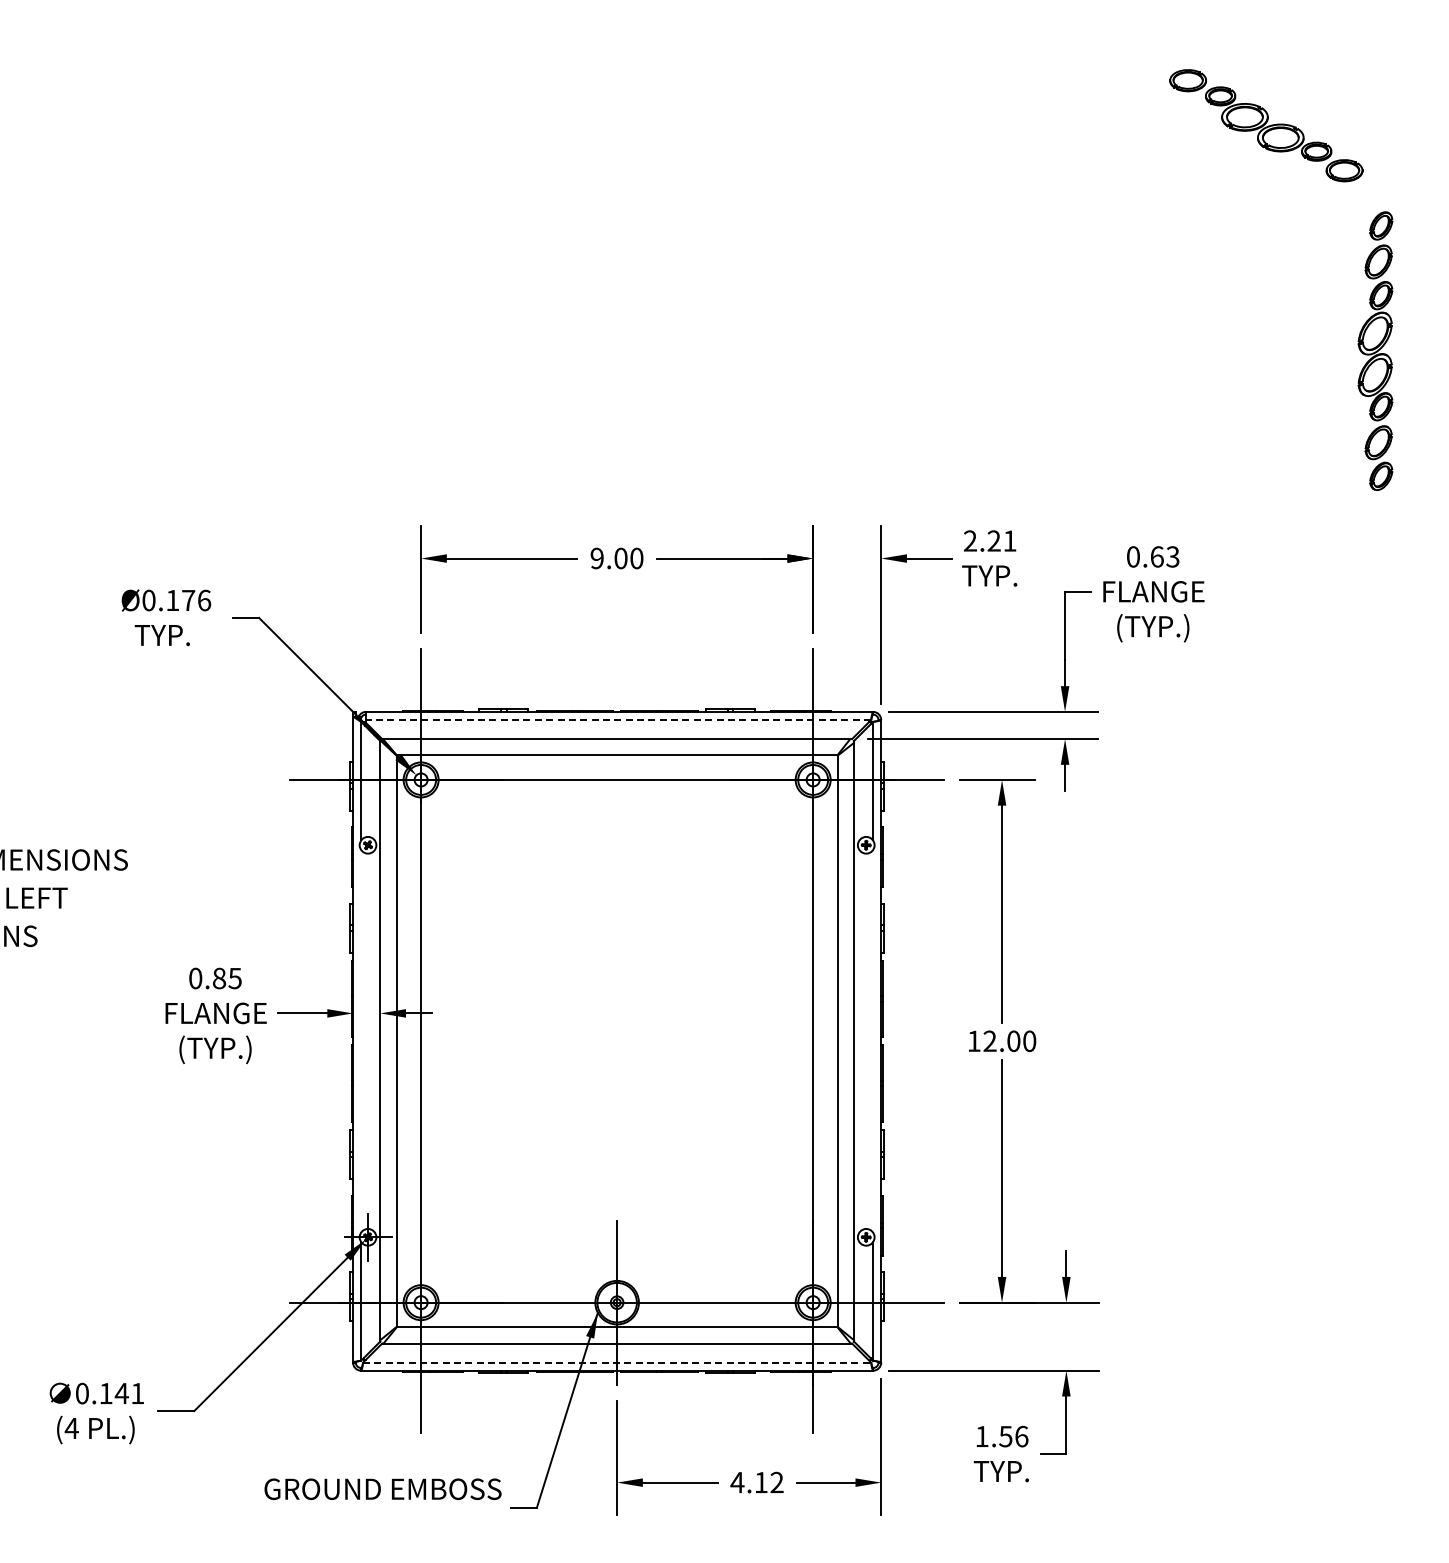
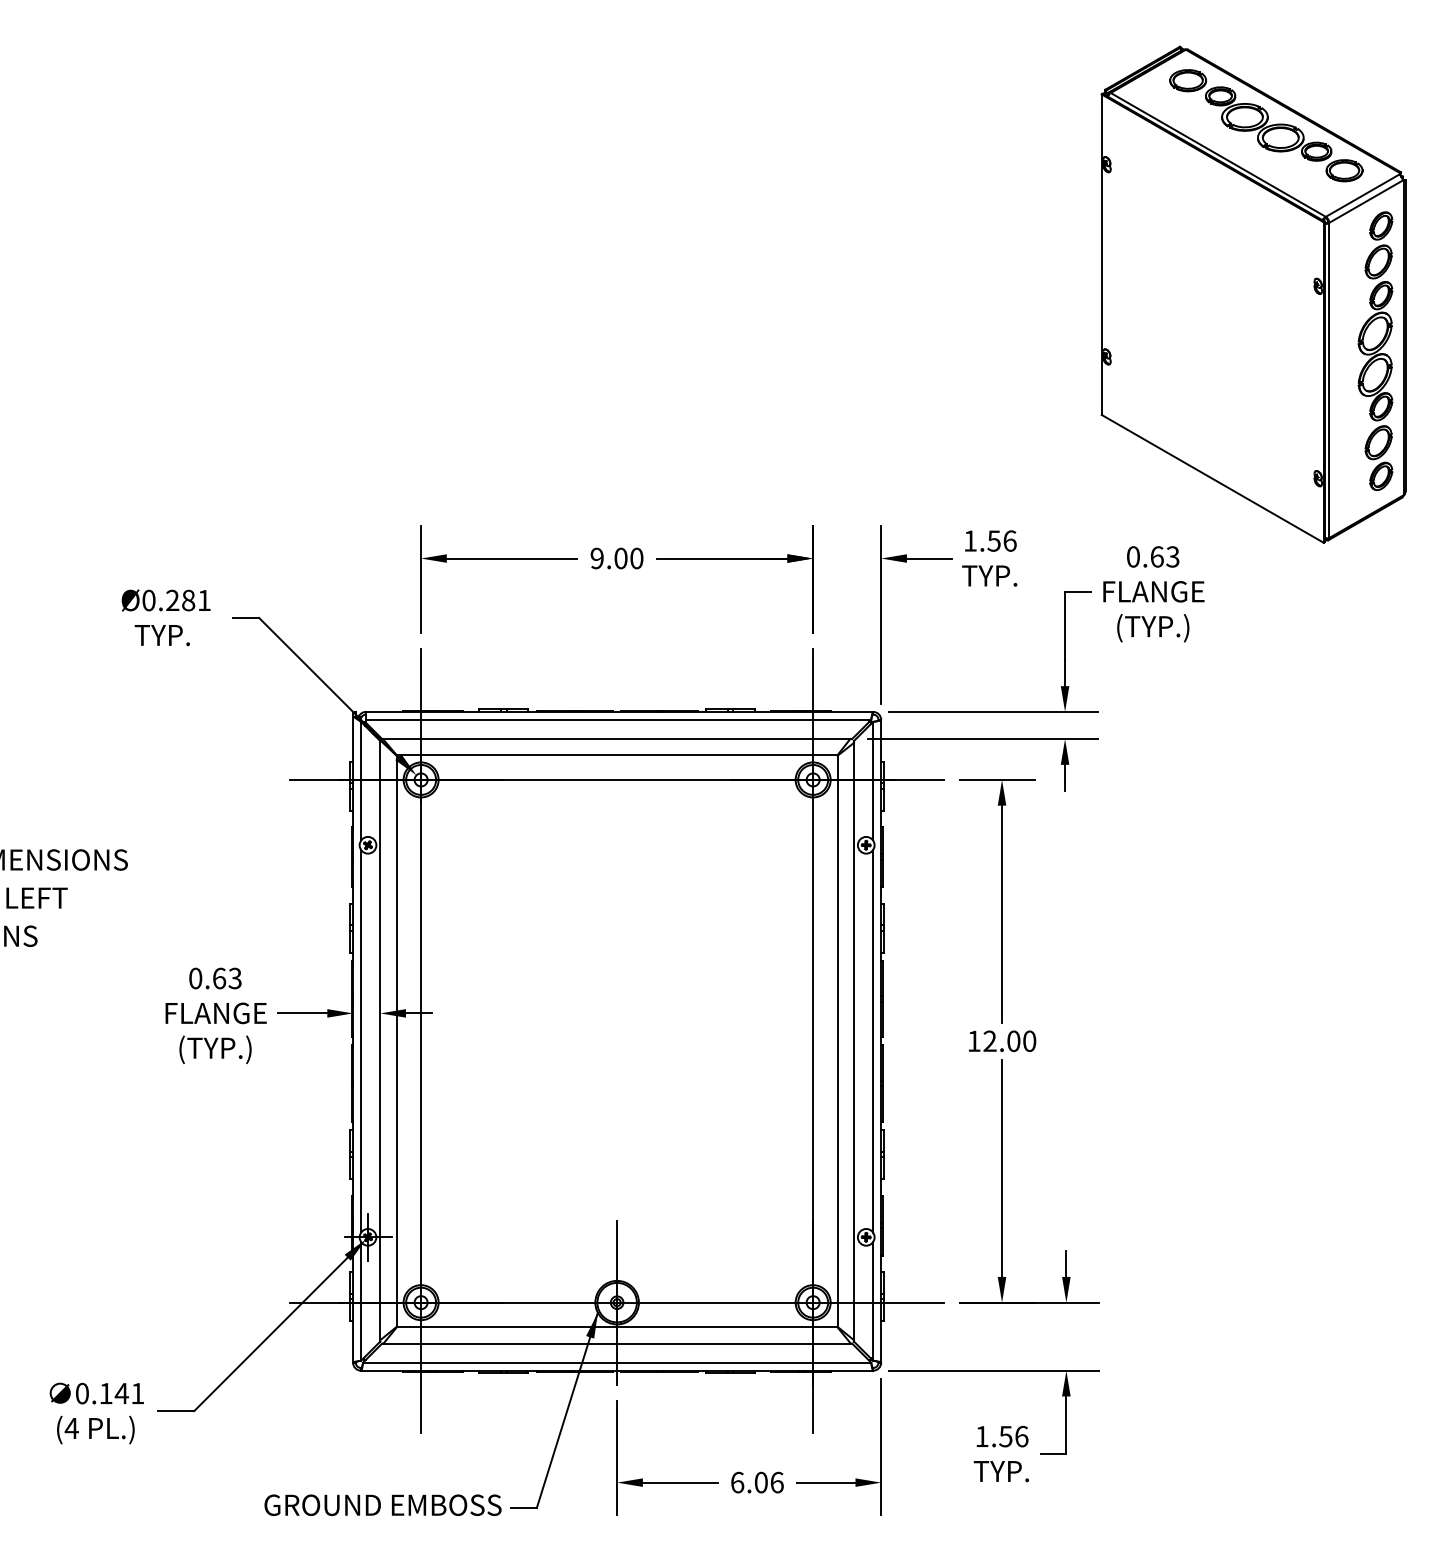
part: none -> present (1253, 294)
text: 2.21 -> 1.56 (989, 540)
text: Ø0.176 -> Ø0.281 (188, 600)
line: dashed -> solid (618, 720)
text: 0.85 -> 0.63 (227, 978)
line: none -> present (361, 1041)
line: none -> present (873, 1041)
line: dashed -> solid (617, 1362)
text: 4.12 -> 6.06 (756, 1482)
text position: (382, 1488) -> (382, 1504) (382, 1504)
